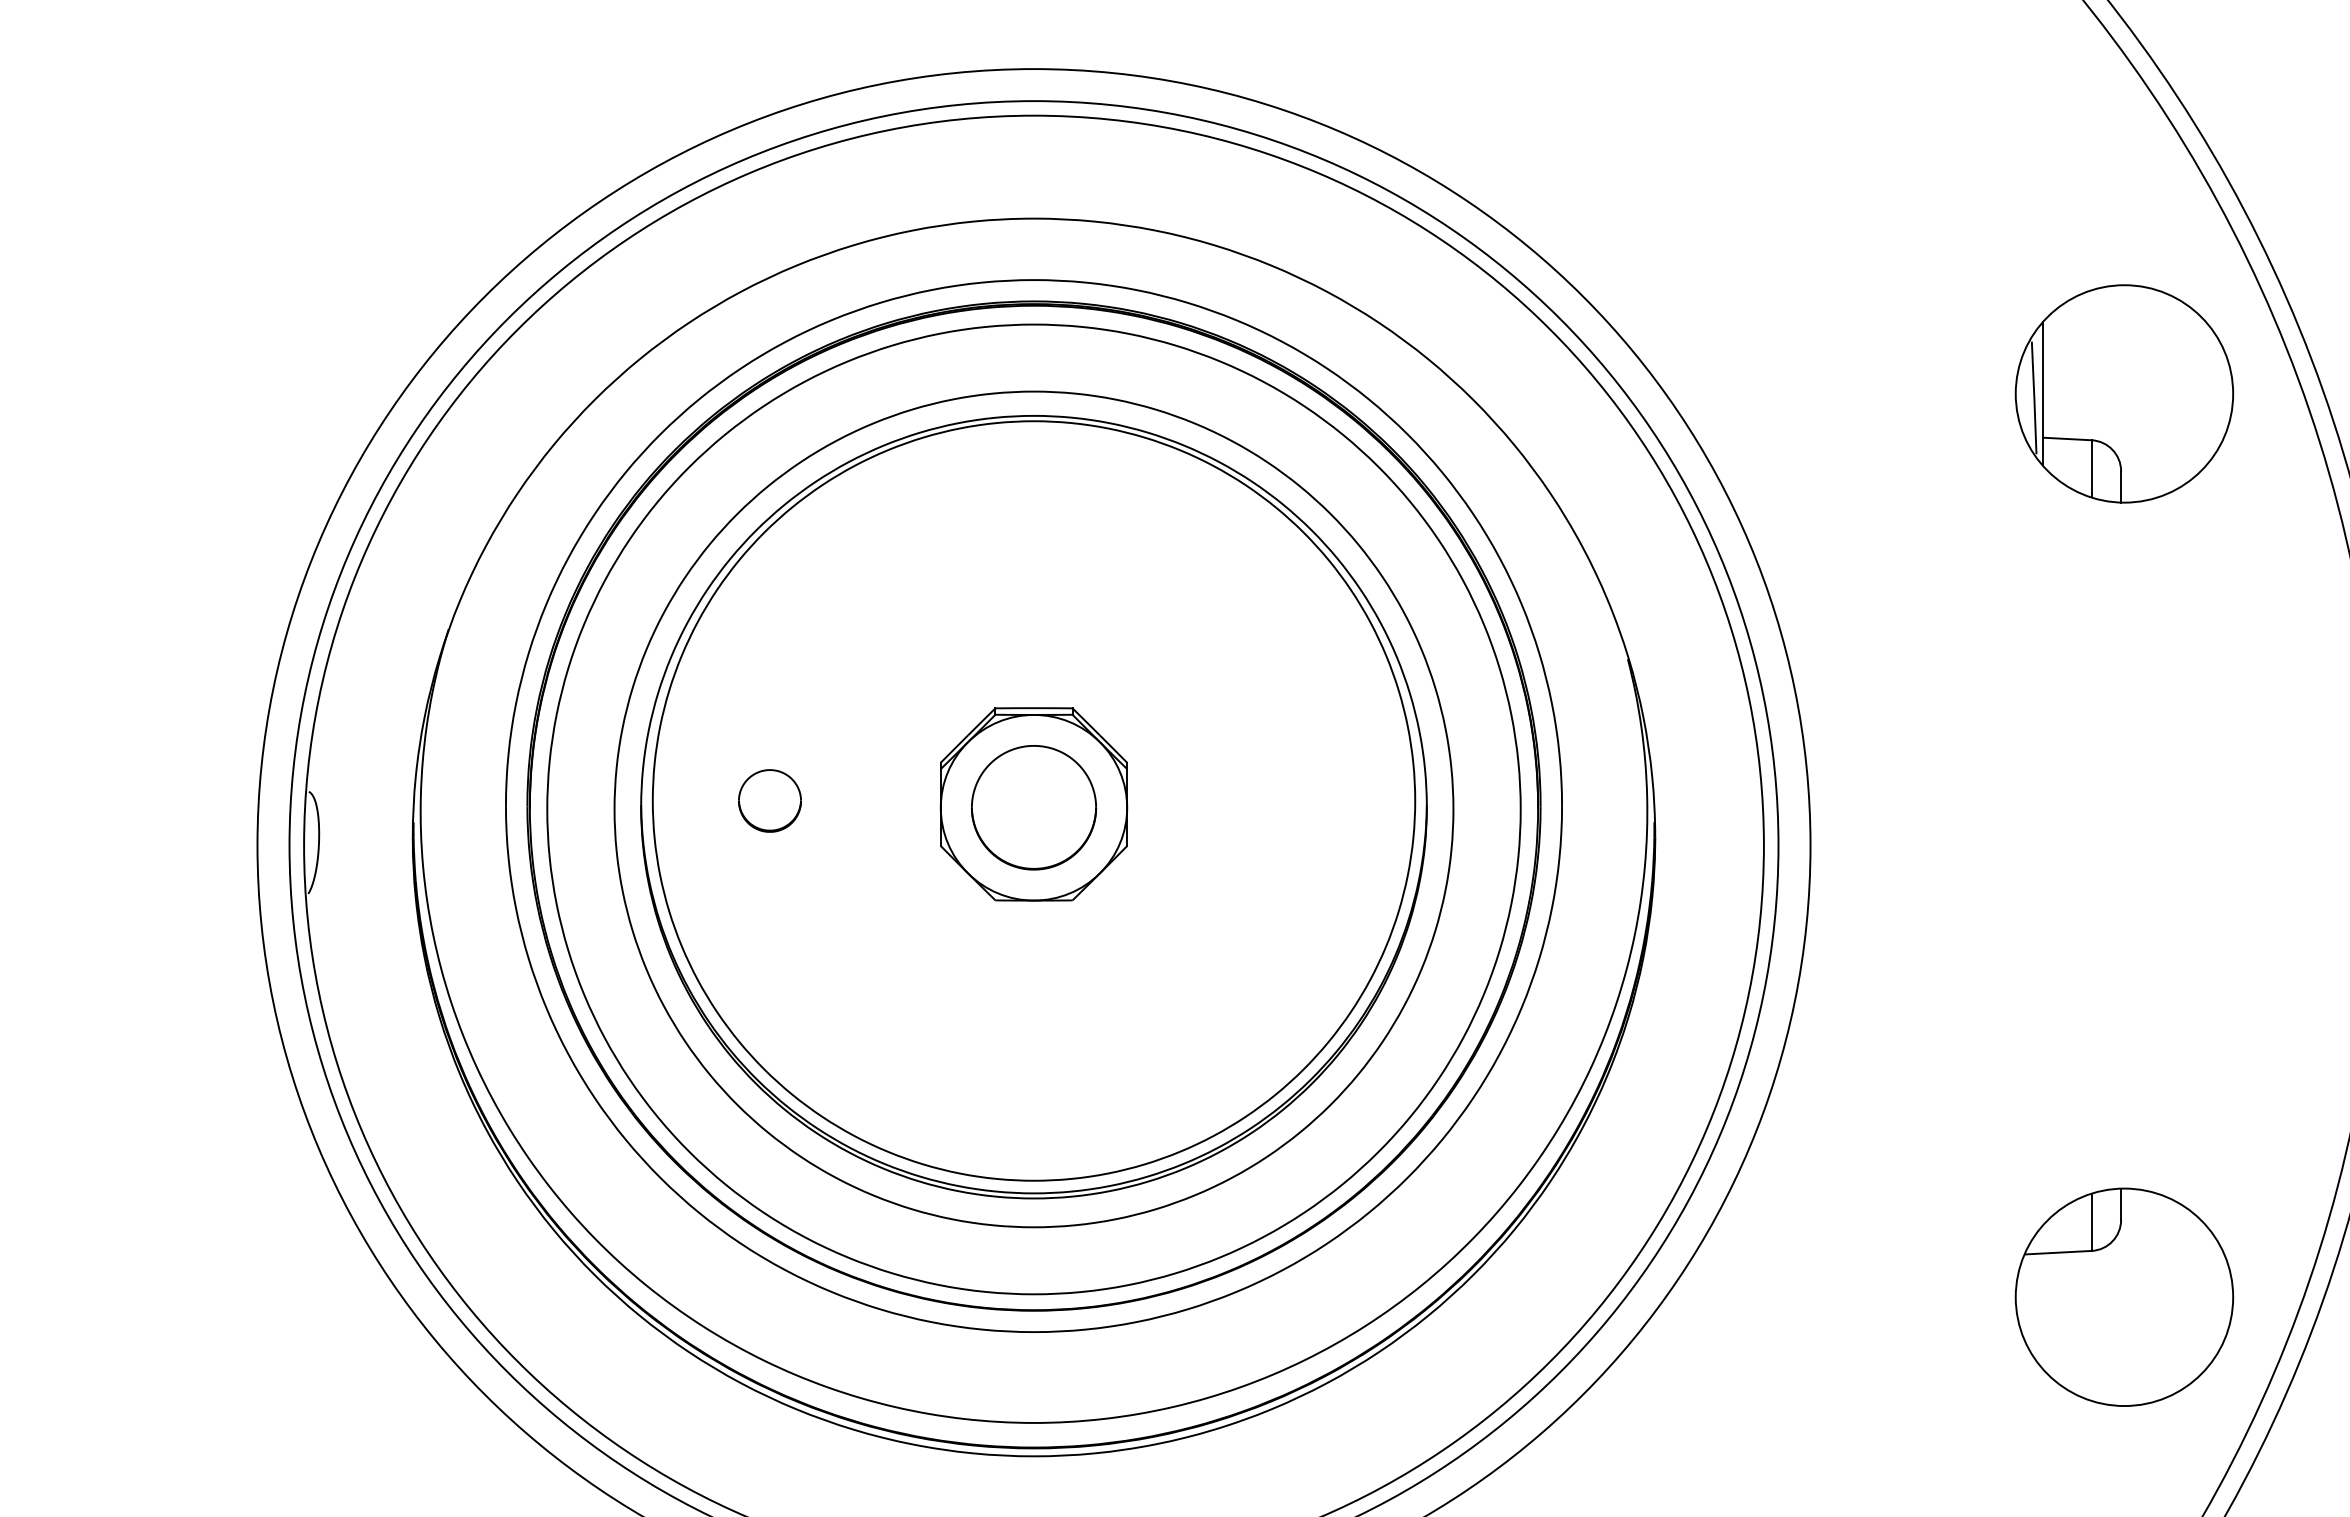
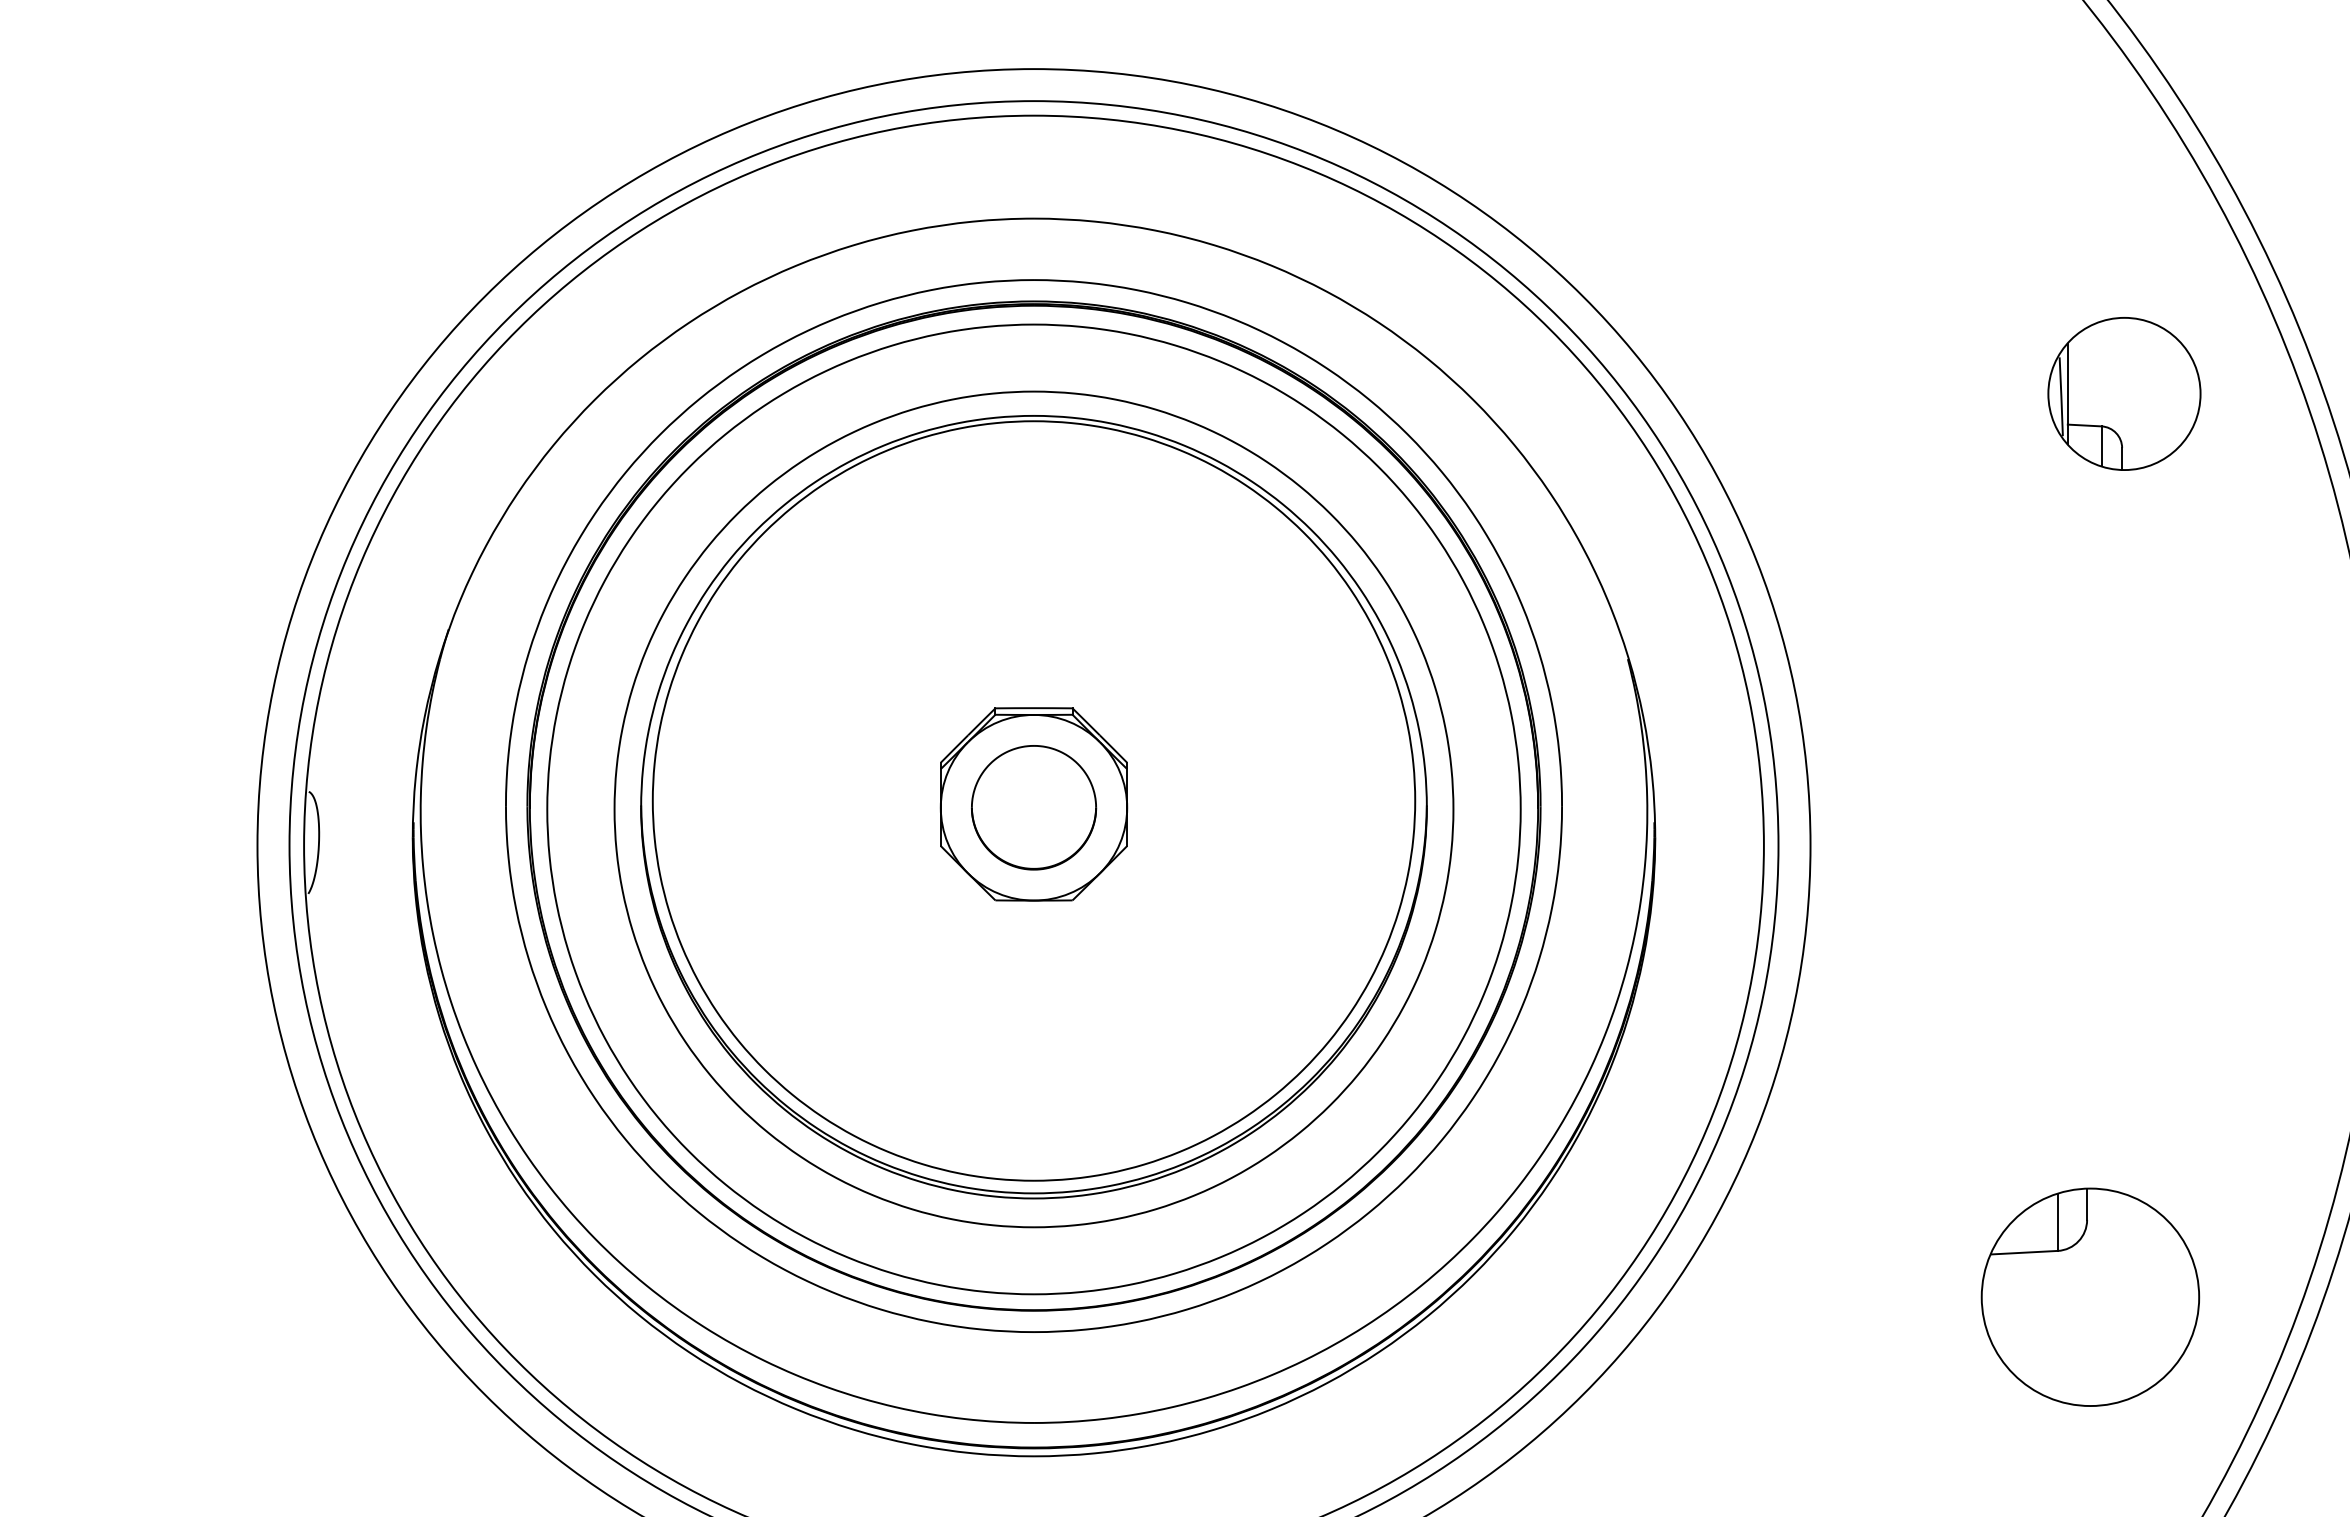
part size: 221x220 px -> 155x154 px (2124, 393)
part: present -> none (769, 800)
part position: (2124, 1296) -> (2090, 1296) (2090, 1296)
